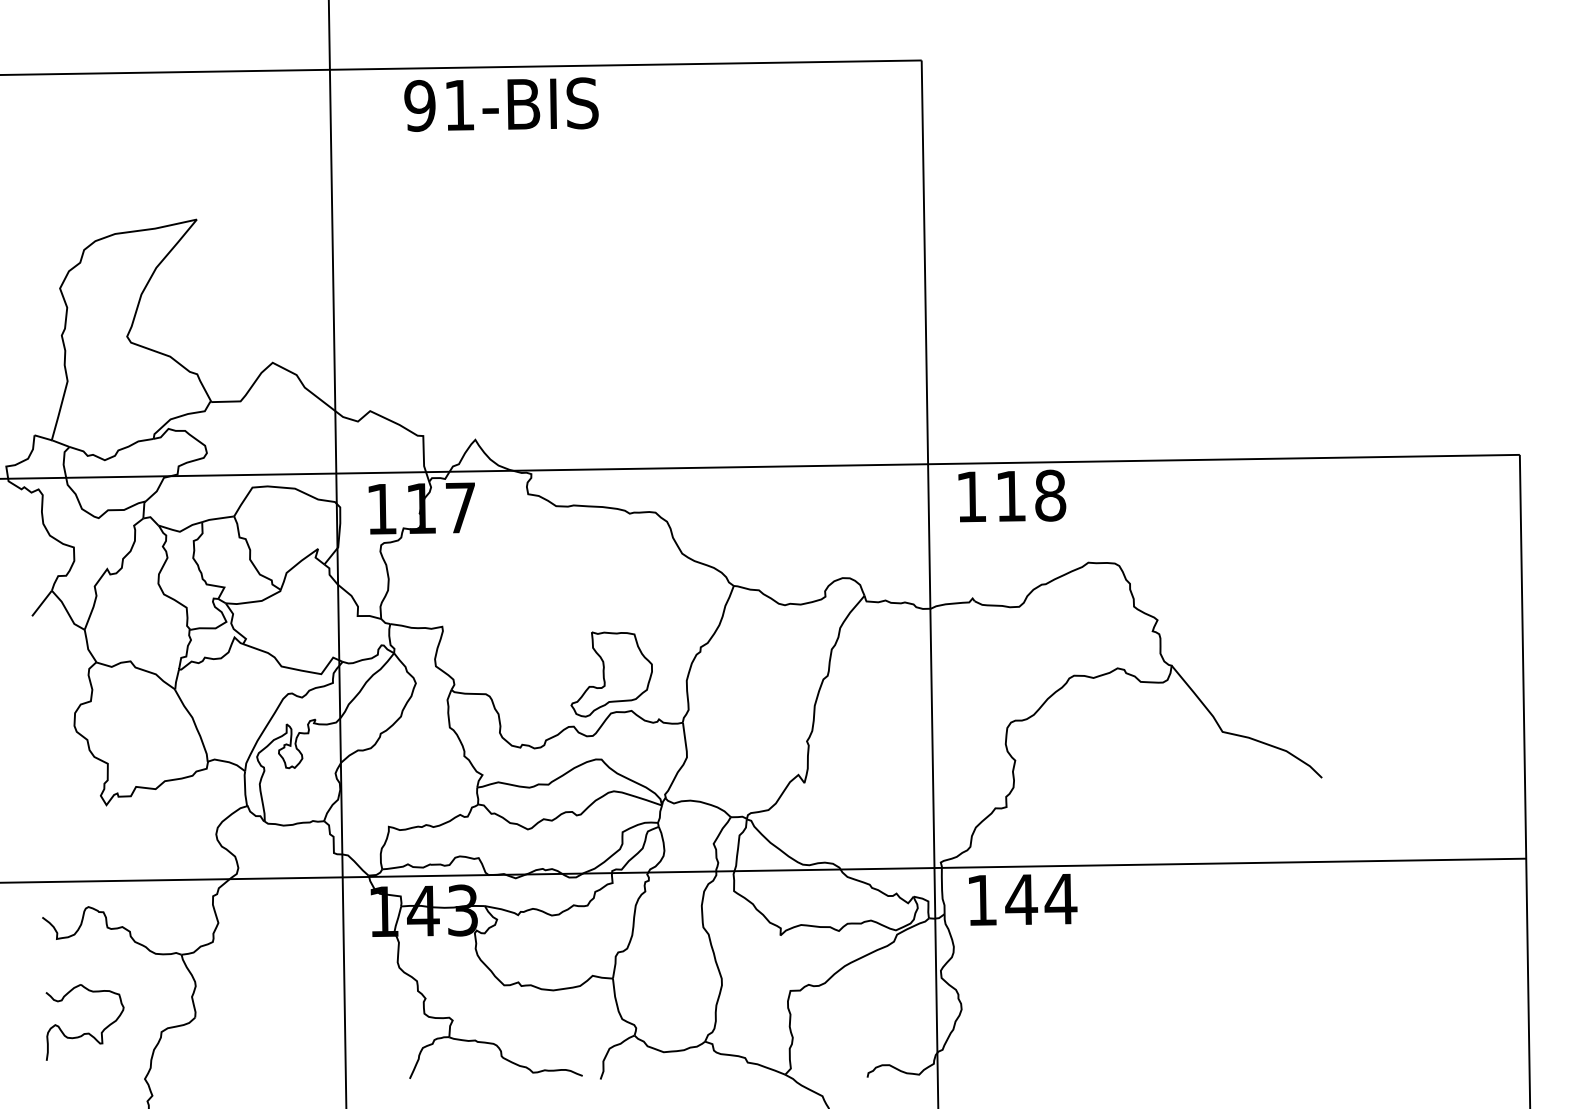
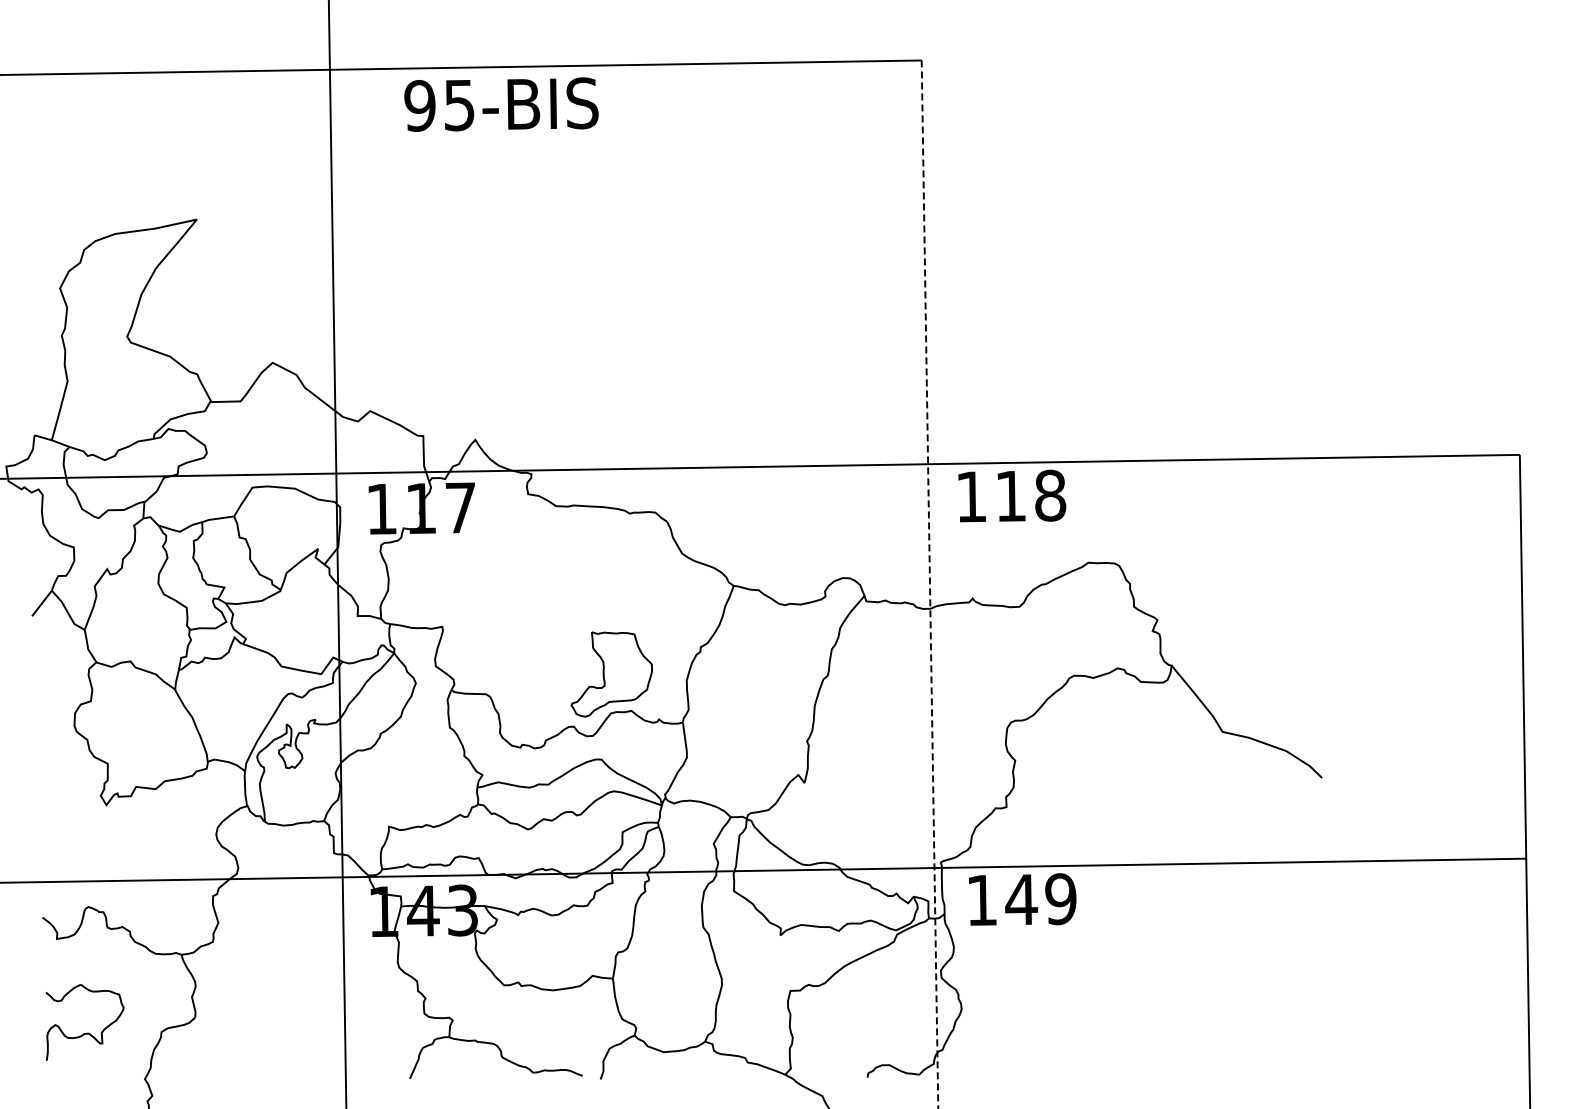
text: 91-BIS -> 95-BIS (459, 105)
line: solid -> dashed (930, 585)
text: 144 -> 149 (1060, 899)
